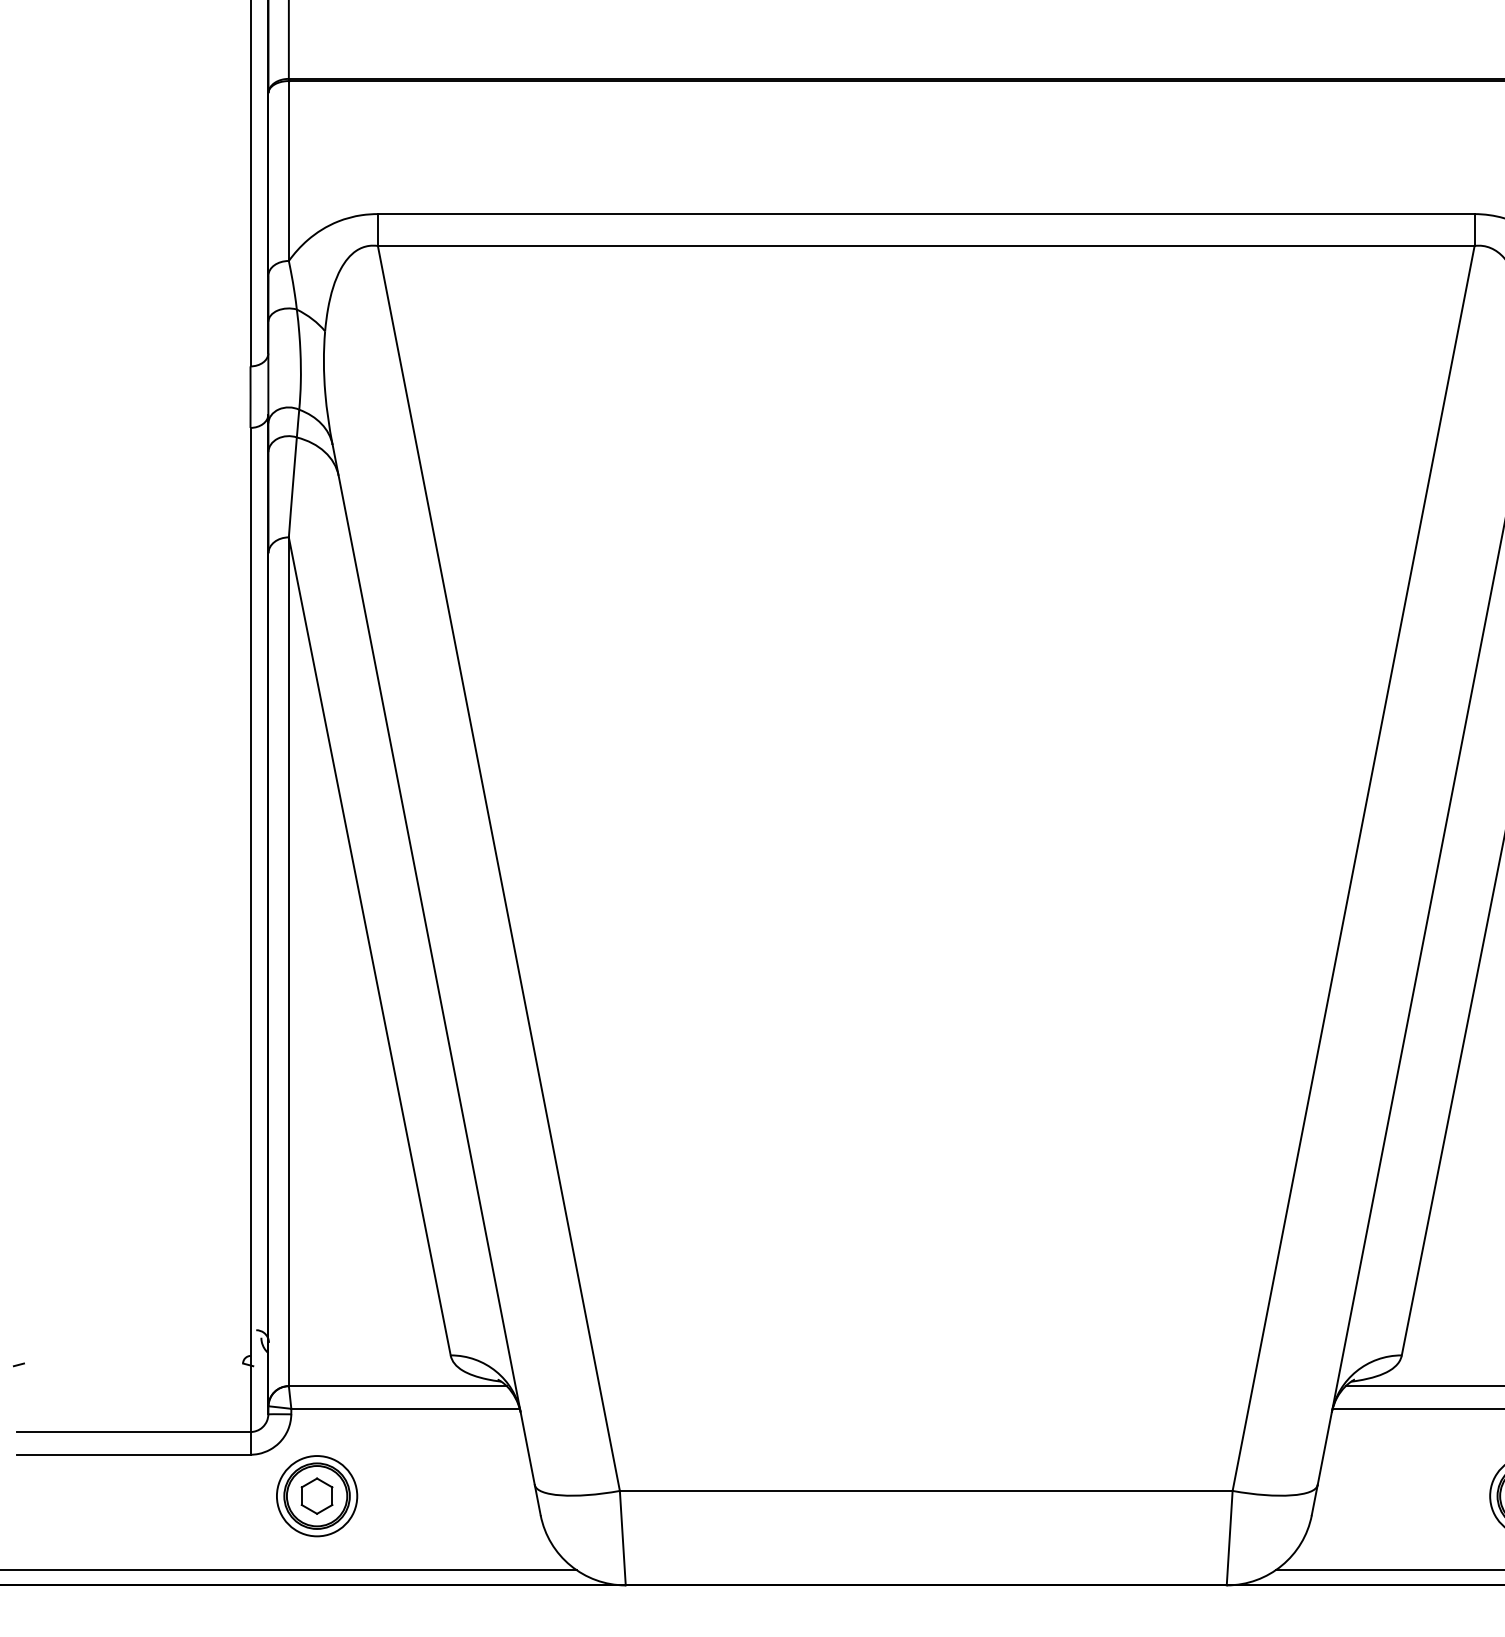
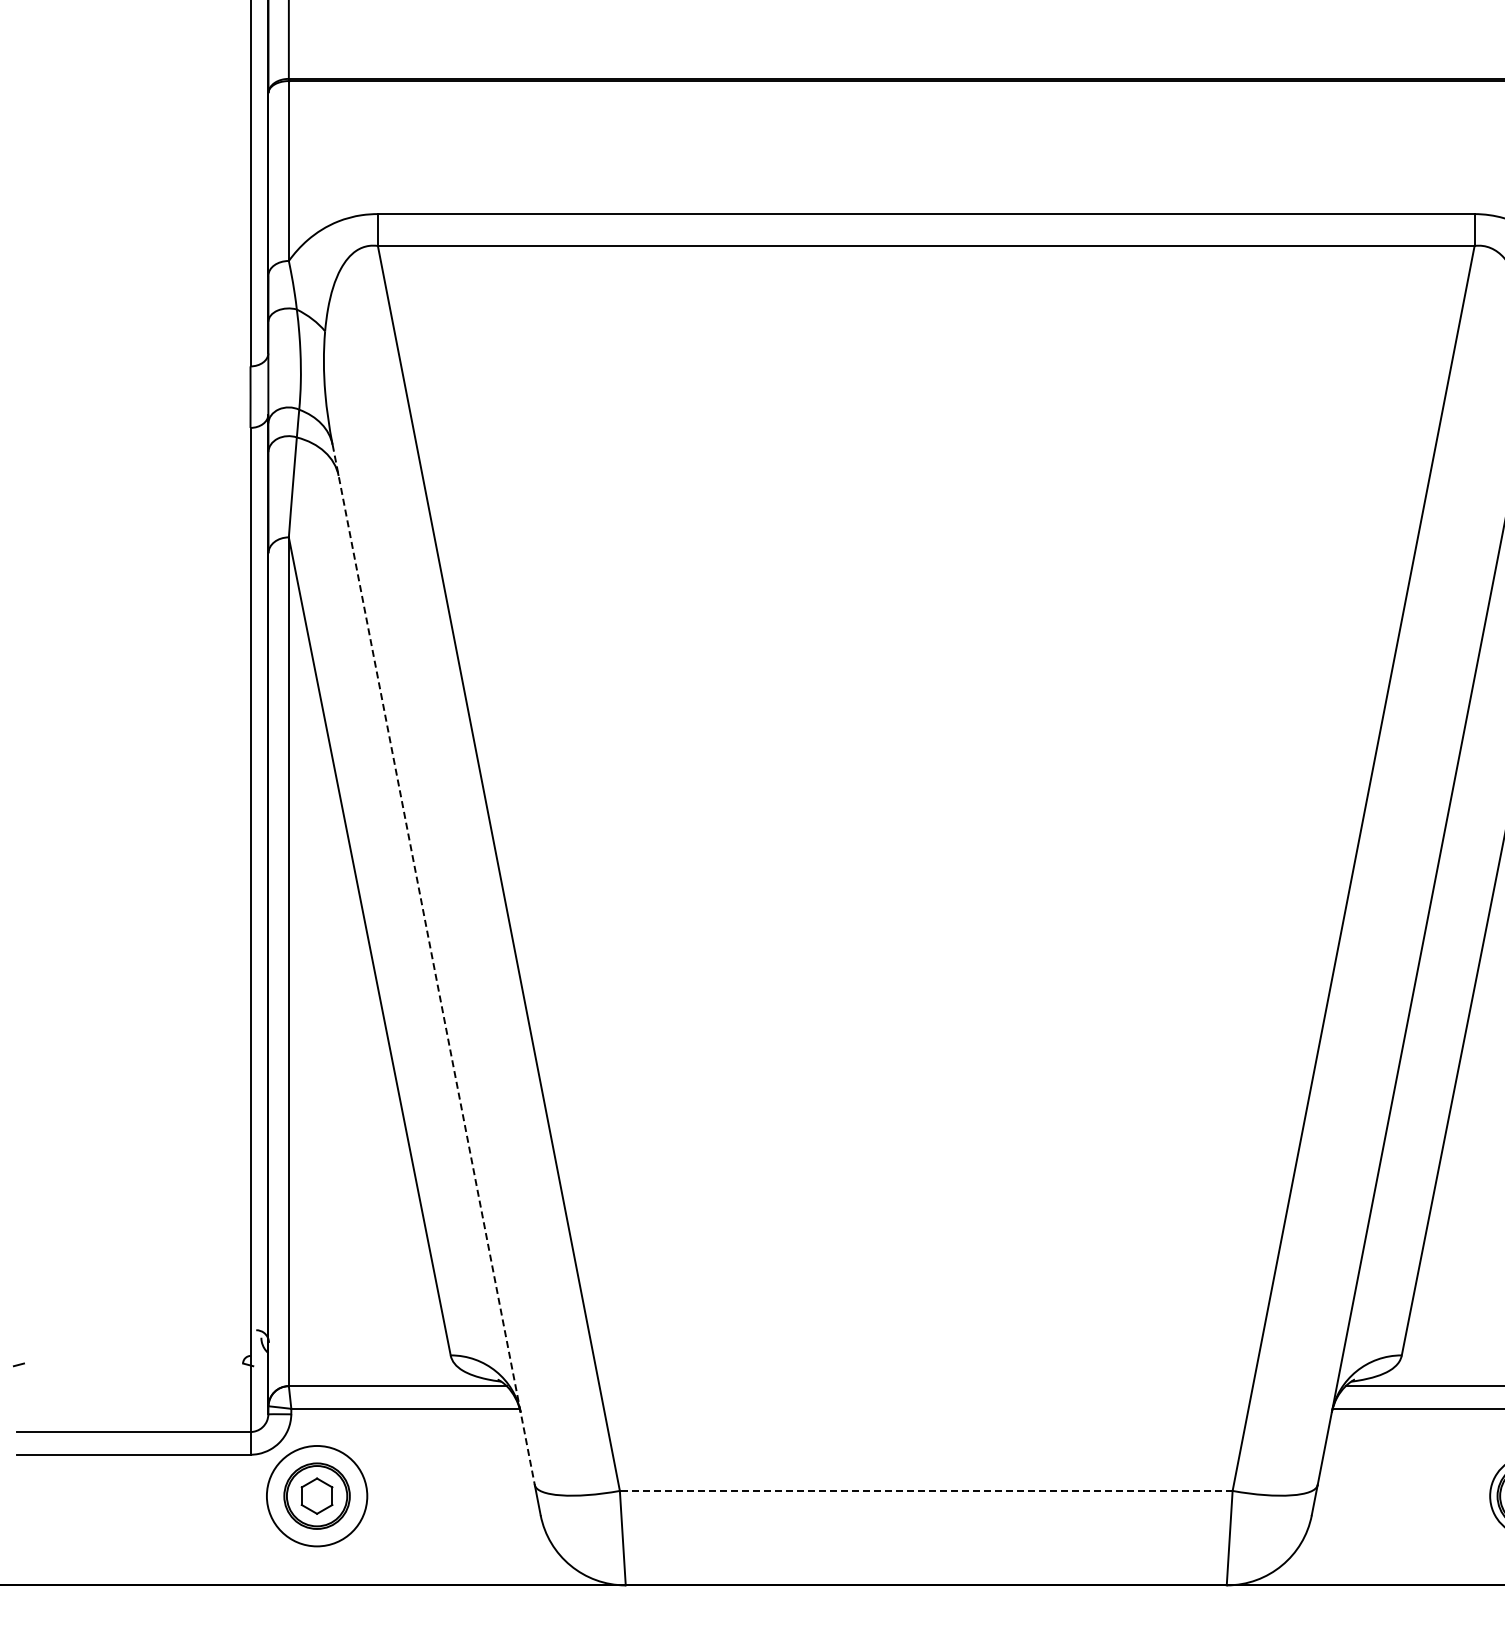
line: solid -> dashed (433, 964)
line: solid -> dashed (925, 1490)
circle diameter: 80 px -> 100 px (316, 1495)
line: present -> none (289, 1570)
line: present -> none (1388, 1570)
